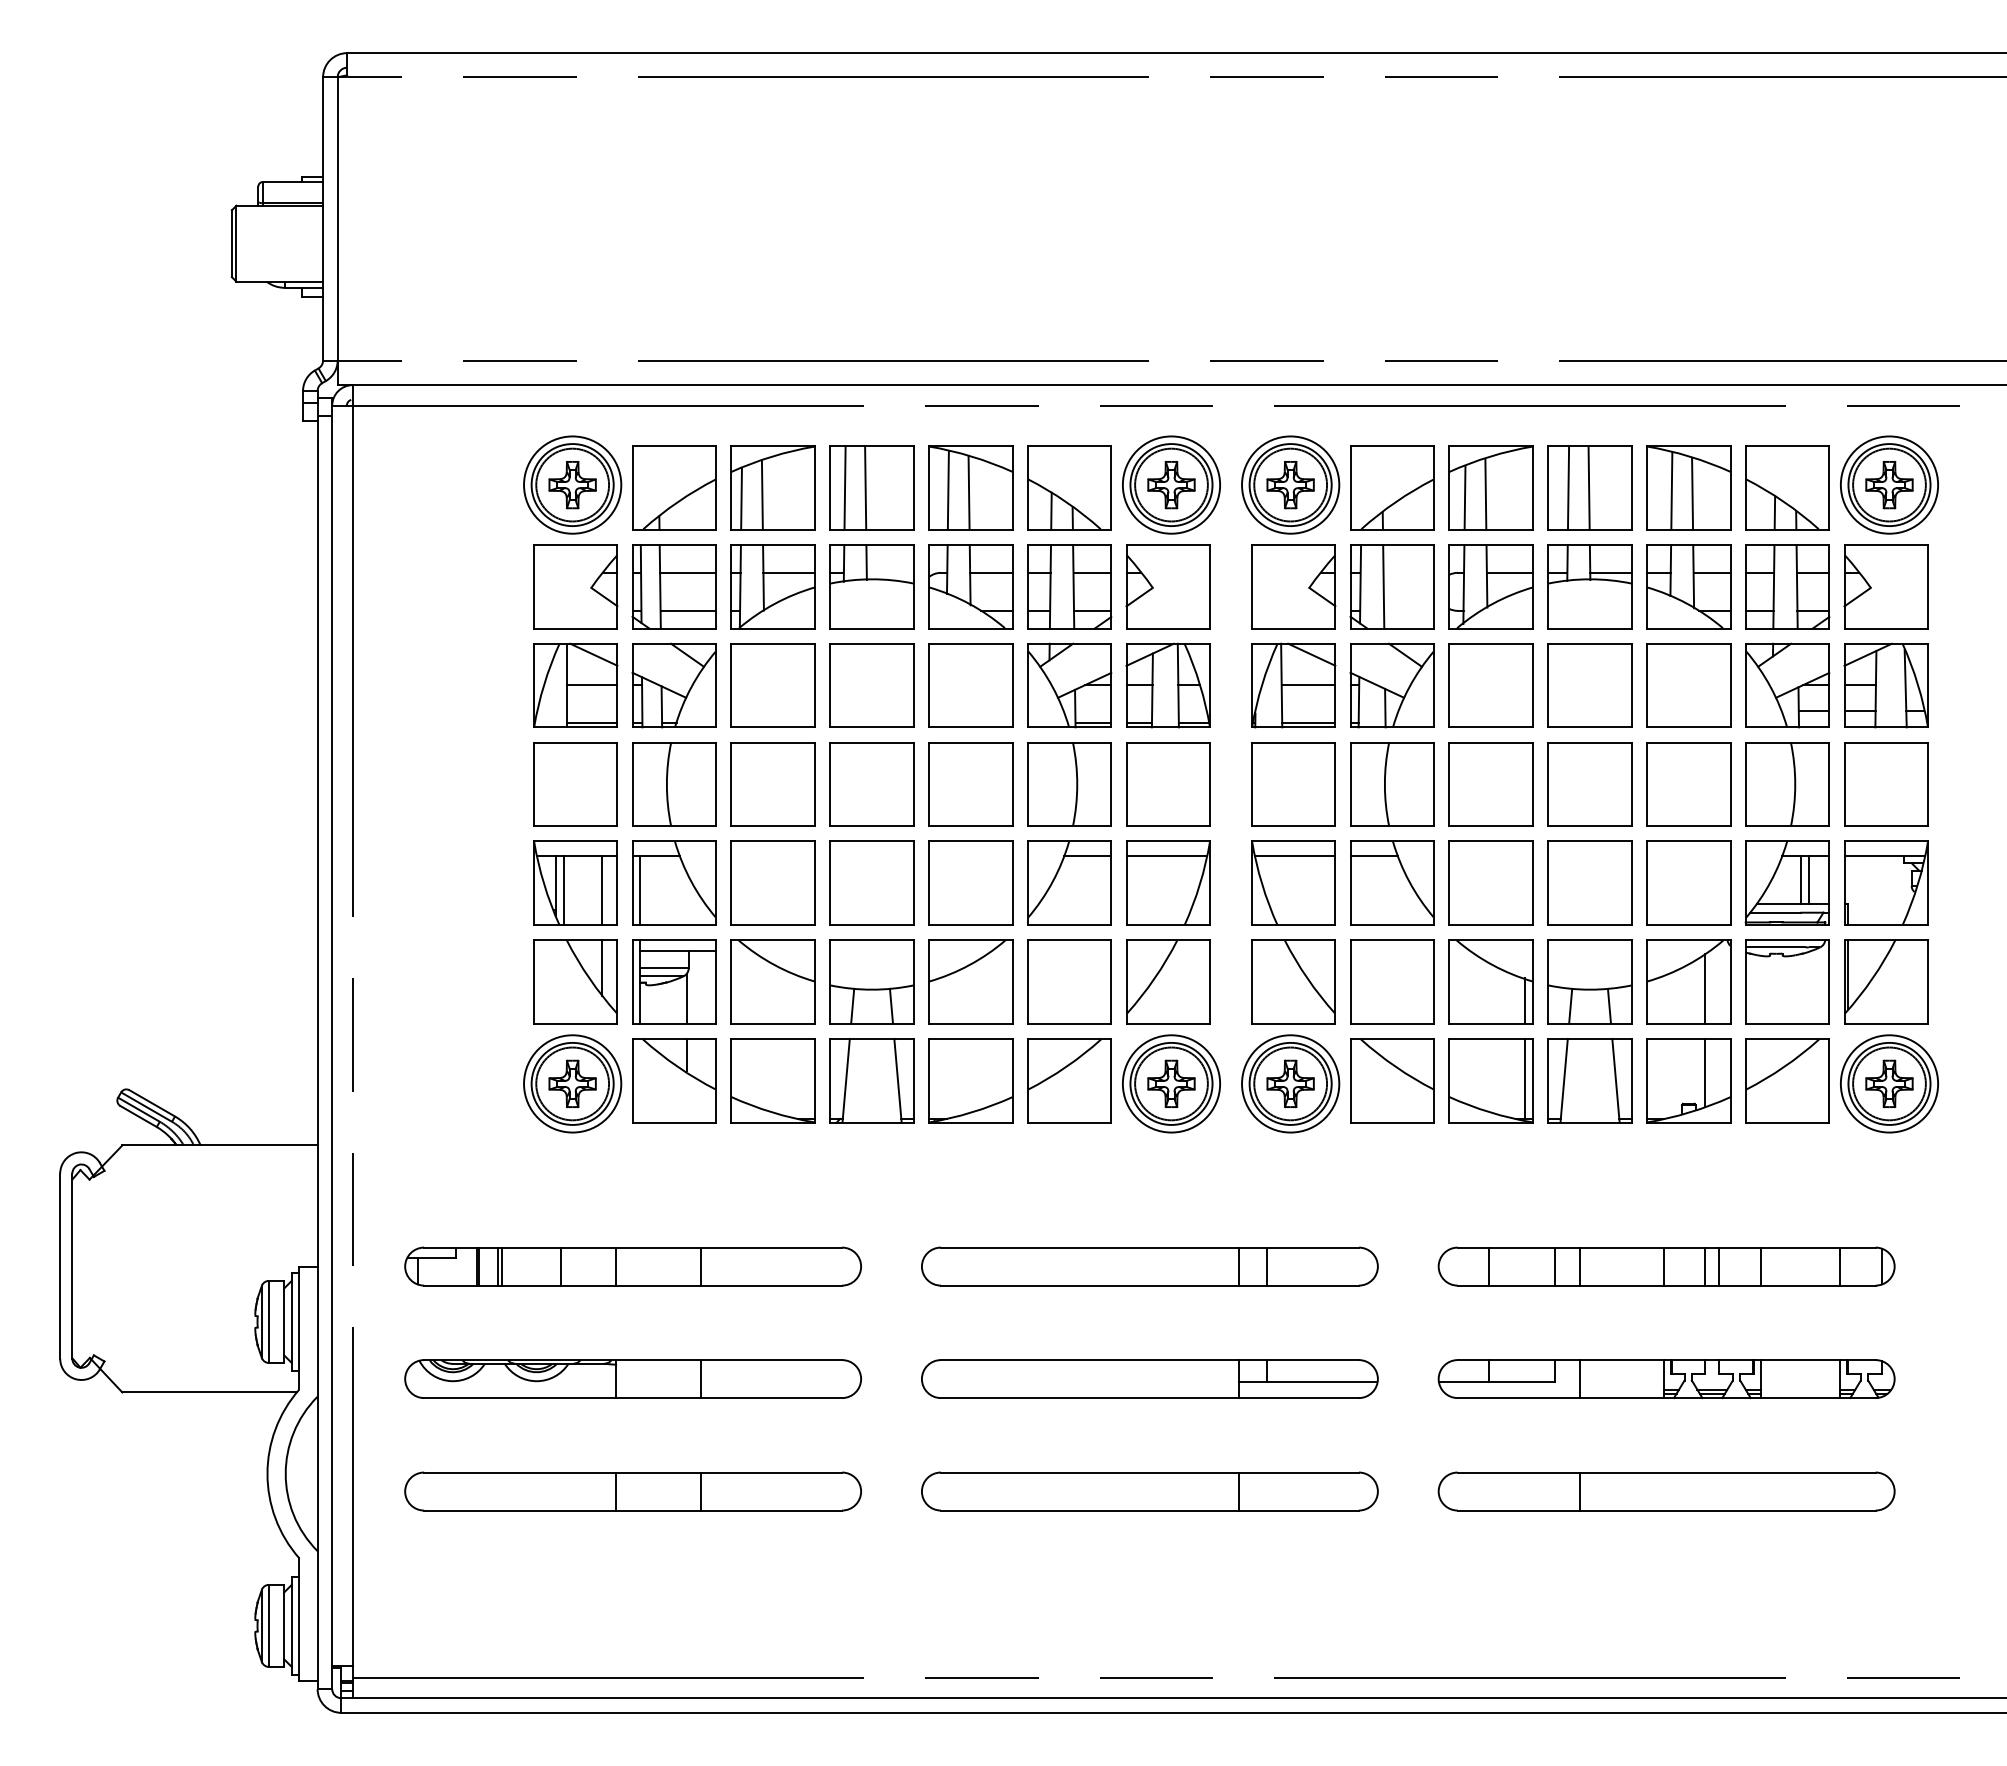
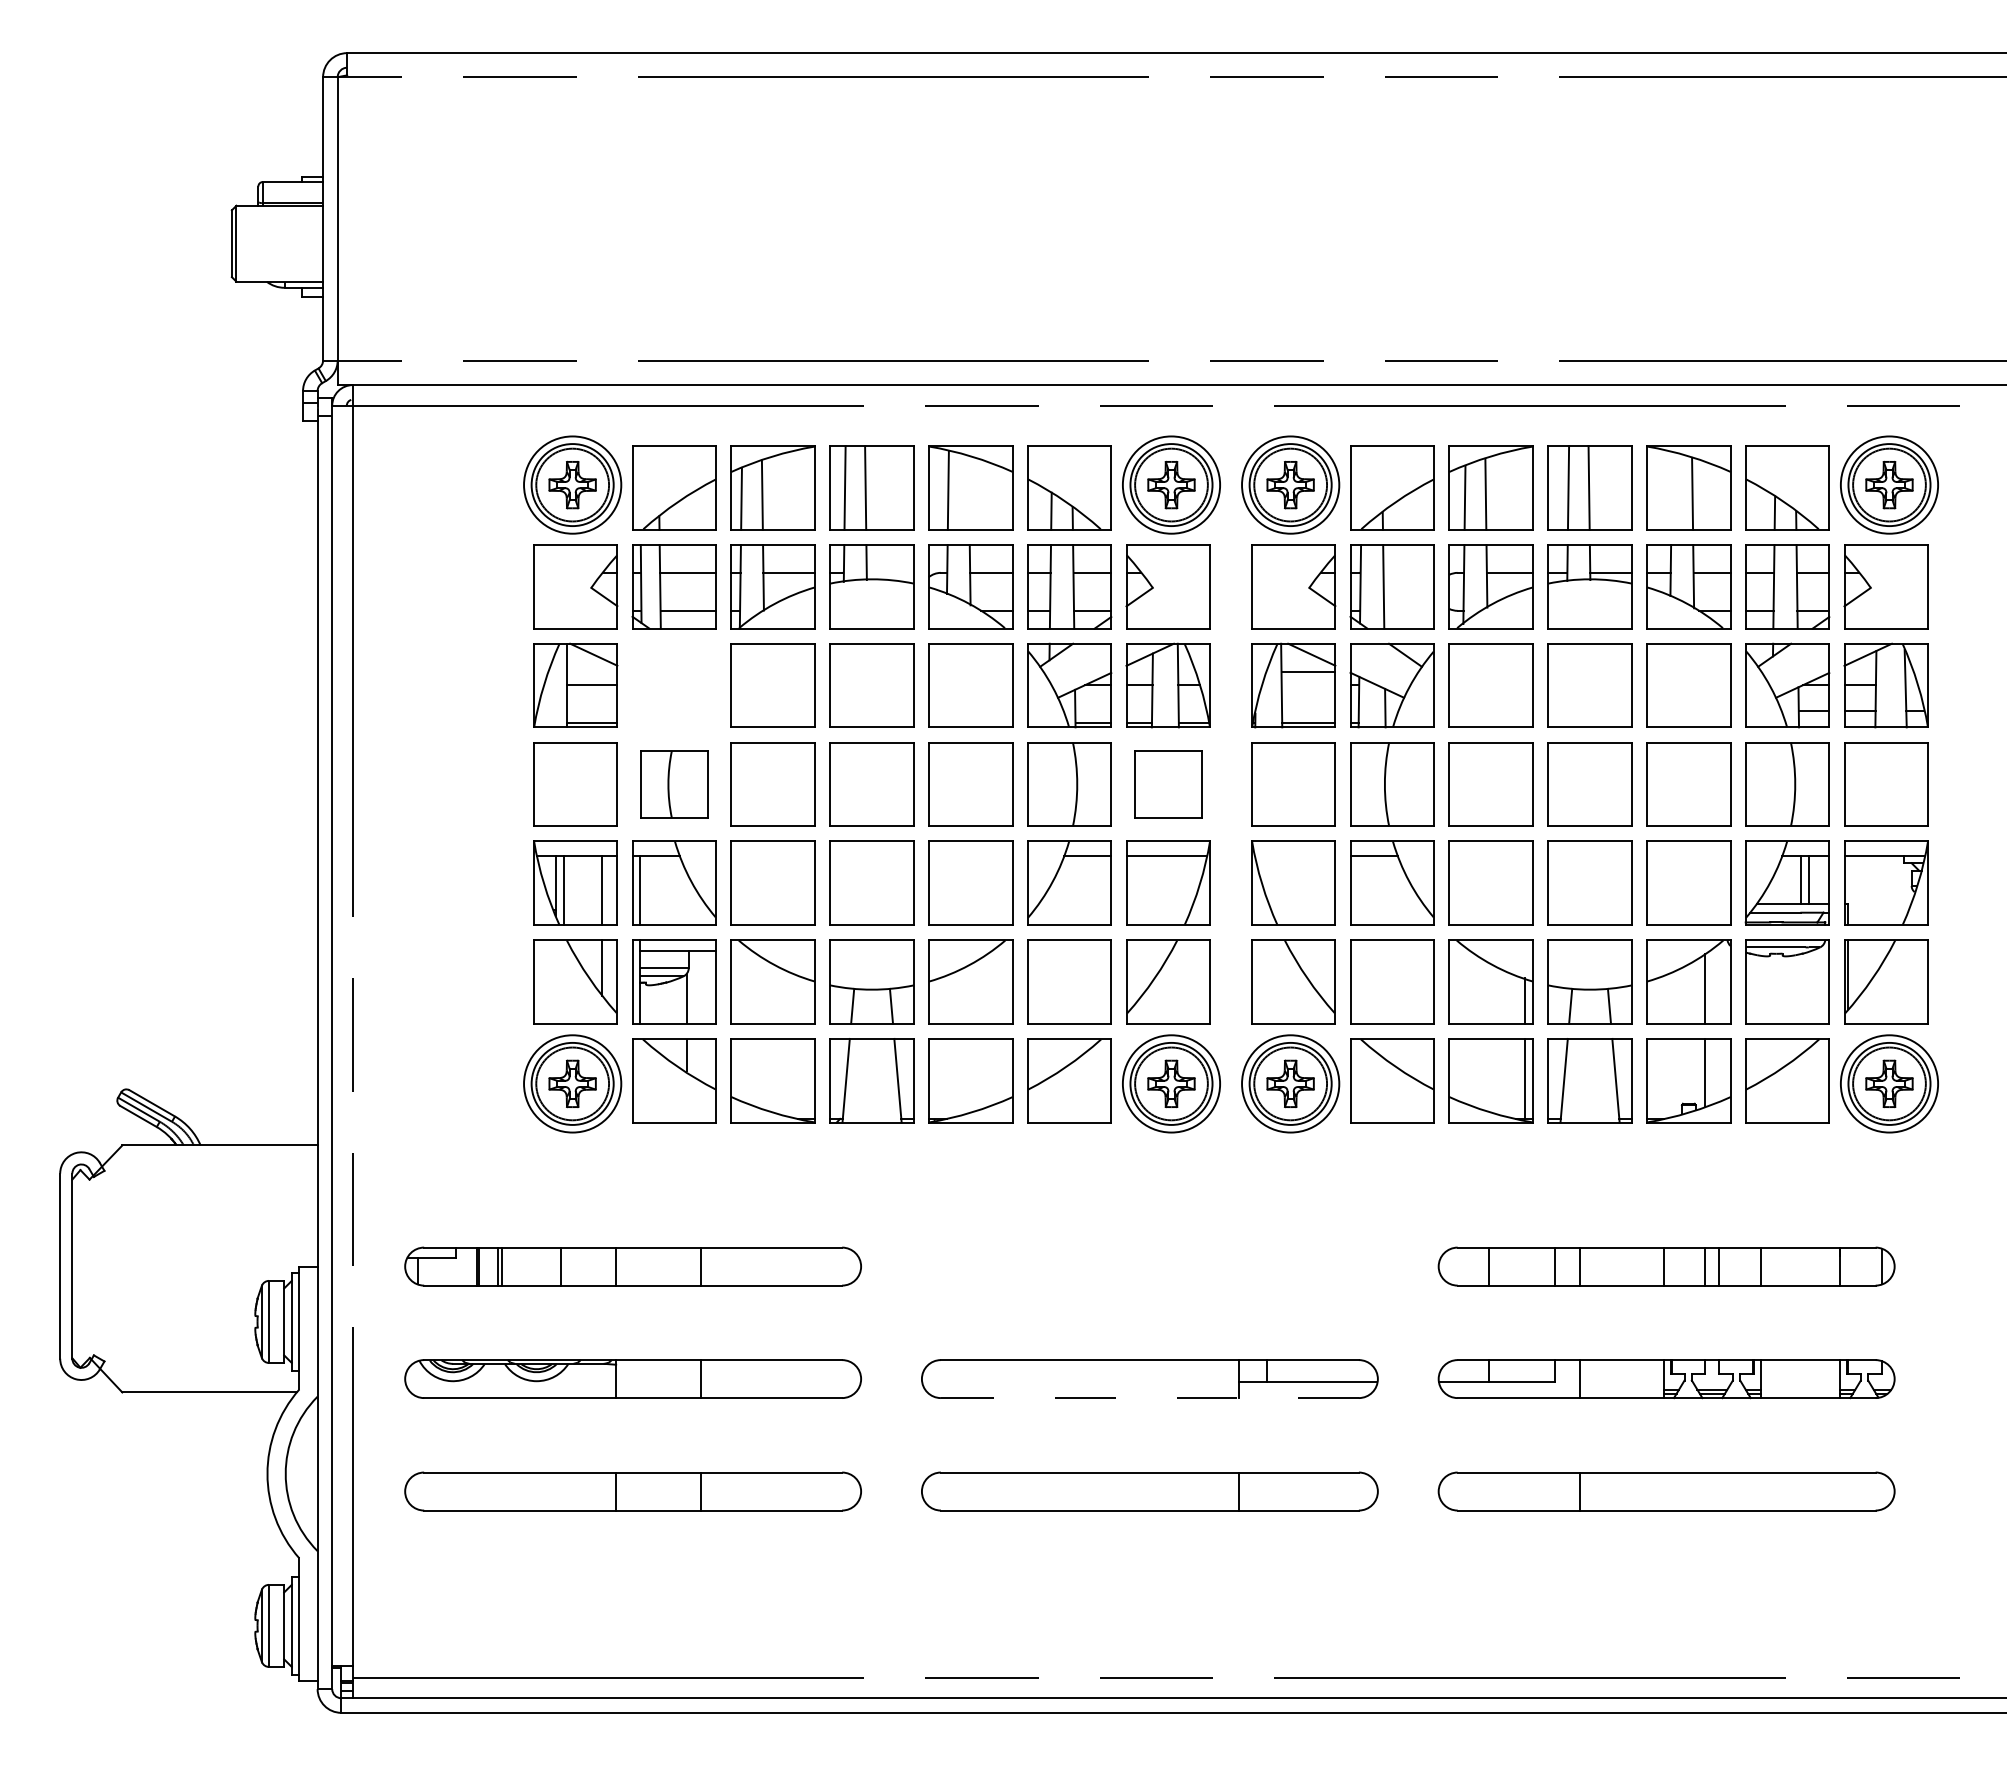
line: present -> none (1671, 490)
line: present -> none (968, 492)
part: present -> none (673, 685)
line position: (1308, 685) -> (1308, 672) (1308, 672)
part size: 85x85 px -> 69x69 px (674, 784)
part size: 85x85 px -> 69x69 px (1168, 784)
line: present -> none (1295, 855)
part: present -> none (1149, 1266)
line: solid -> dashed (1149, 1398)
